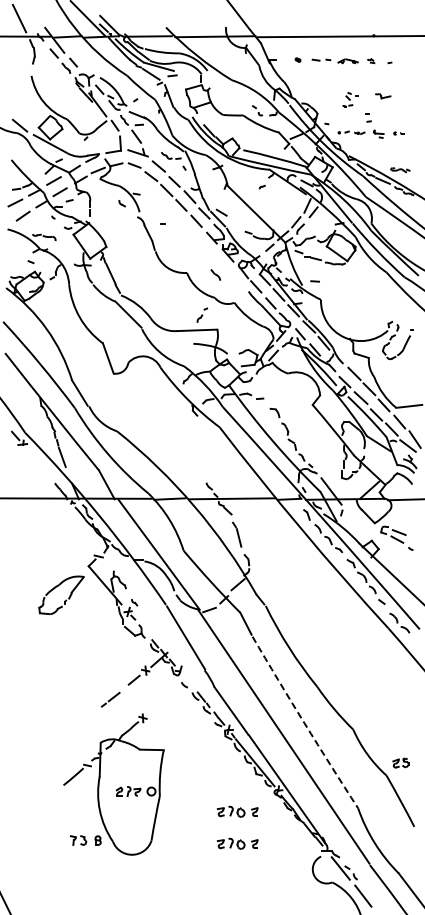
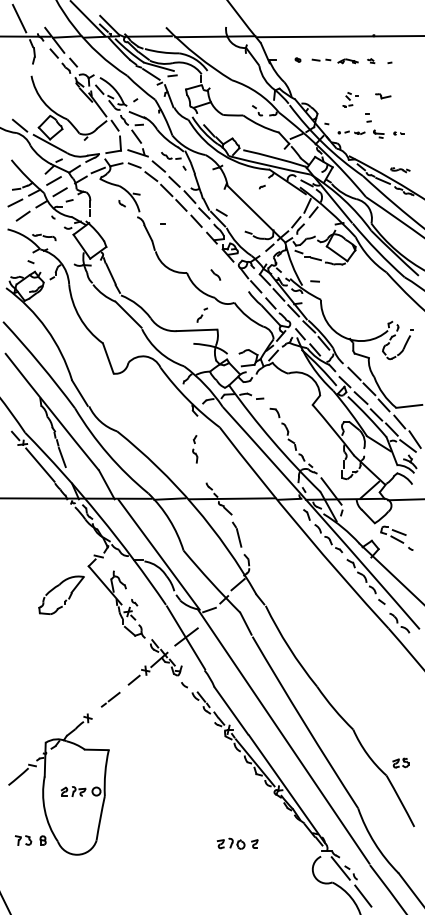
part: none -> present (195, 449)
line: none -> present (40, 464)
line: none -> present (186, 636)
arc: dashed -> solid (304, 723)
part position: (113, 784) -> (58, 784) (58, 784)
part: present -> none (237, 811)
